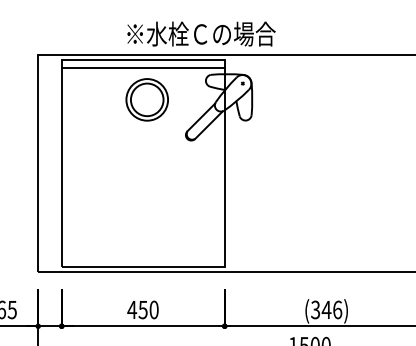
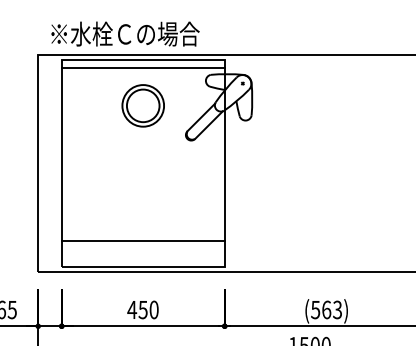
text position: (201, 33) -> (125, 33) (125, 33)
part position: (146, 99) -> (142, 105) (142, 105)
line: none -> present (142, 241)
text: (346) -> (563) (326, 309)
